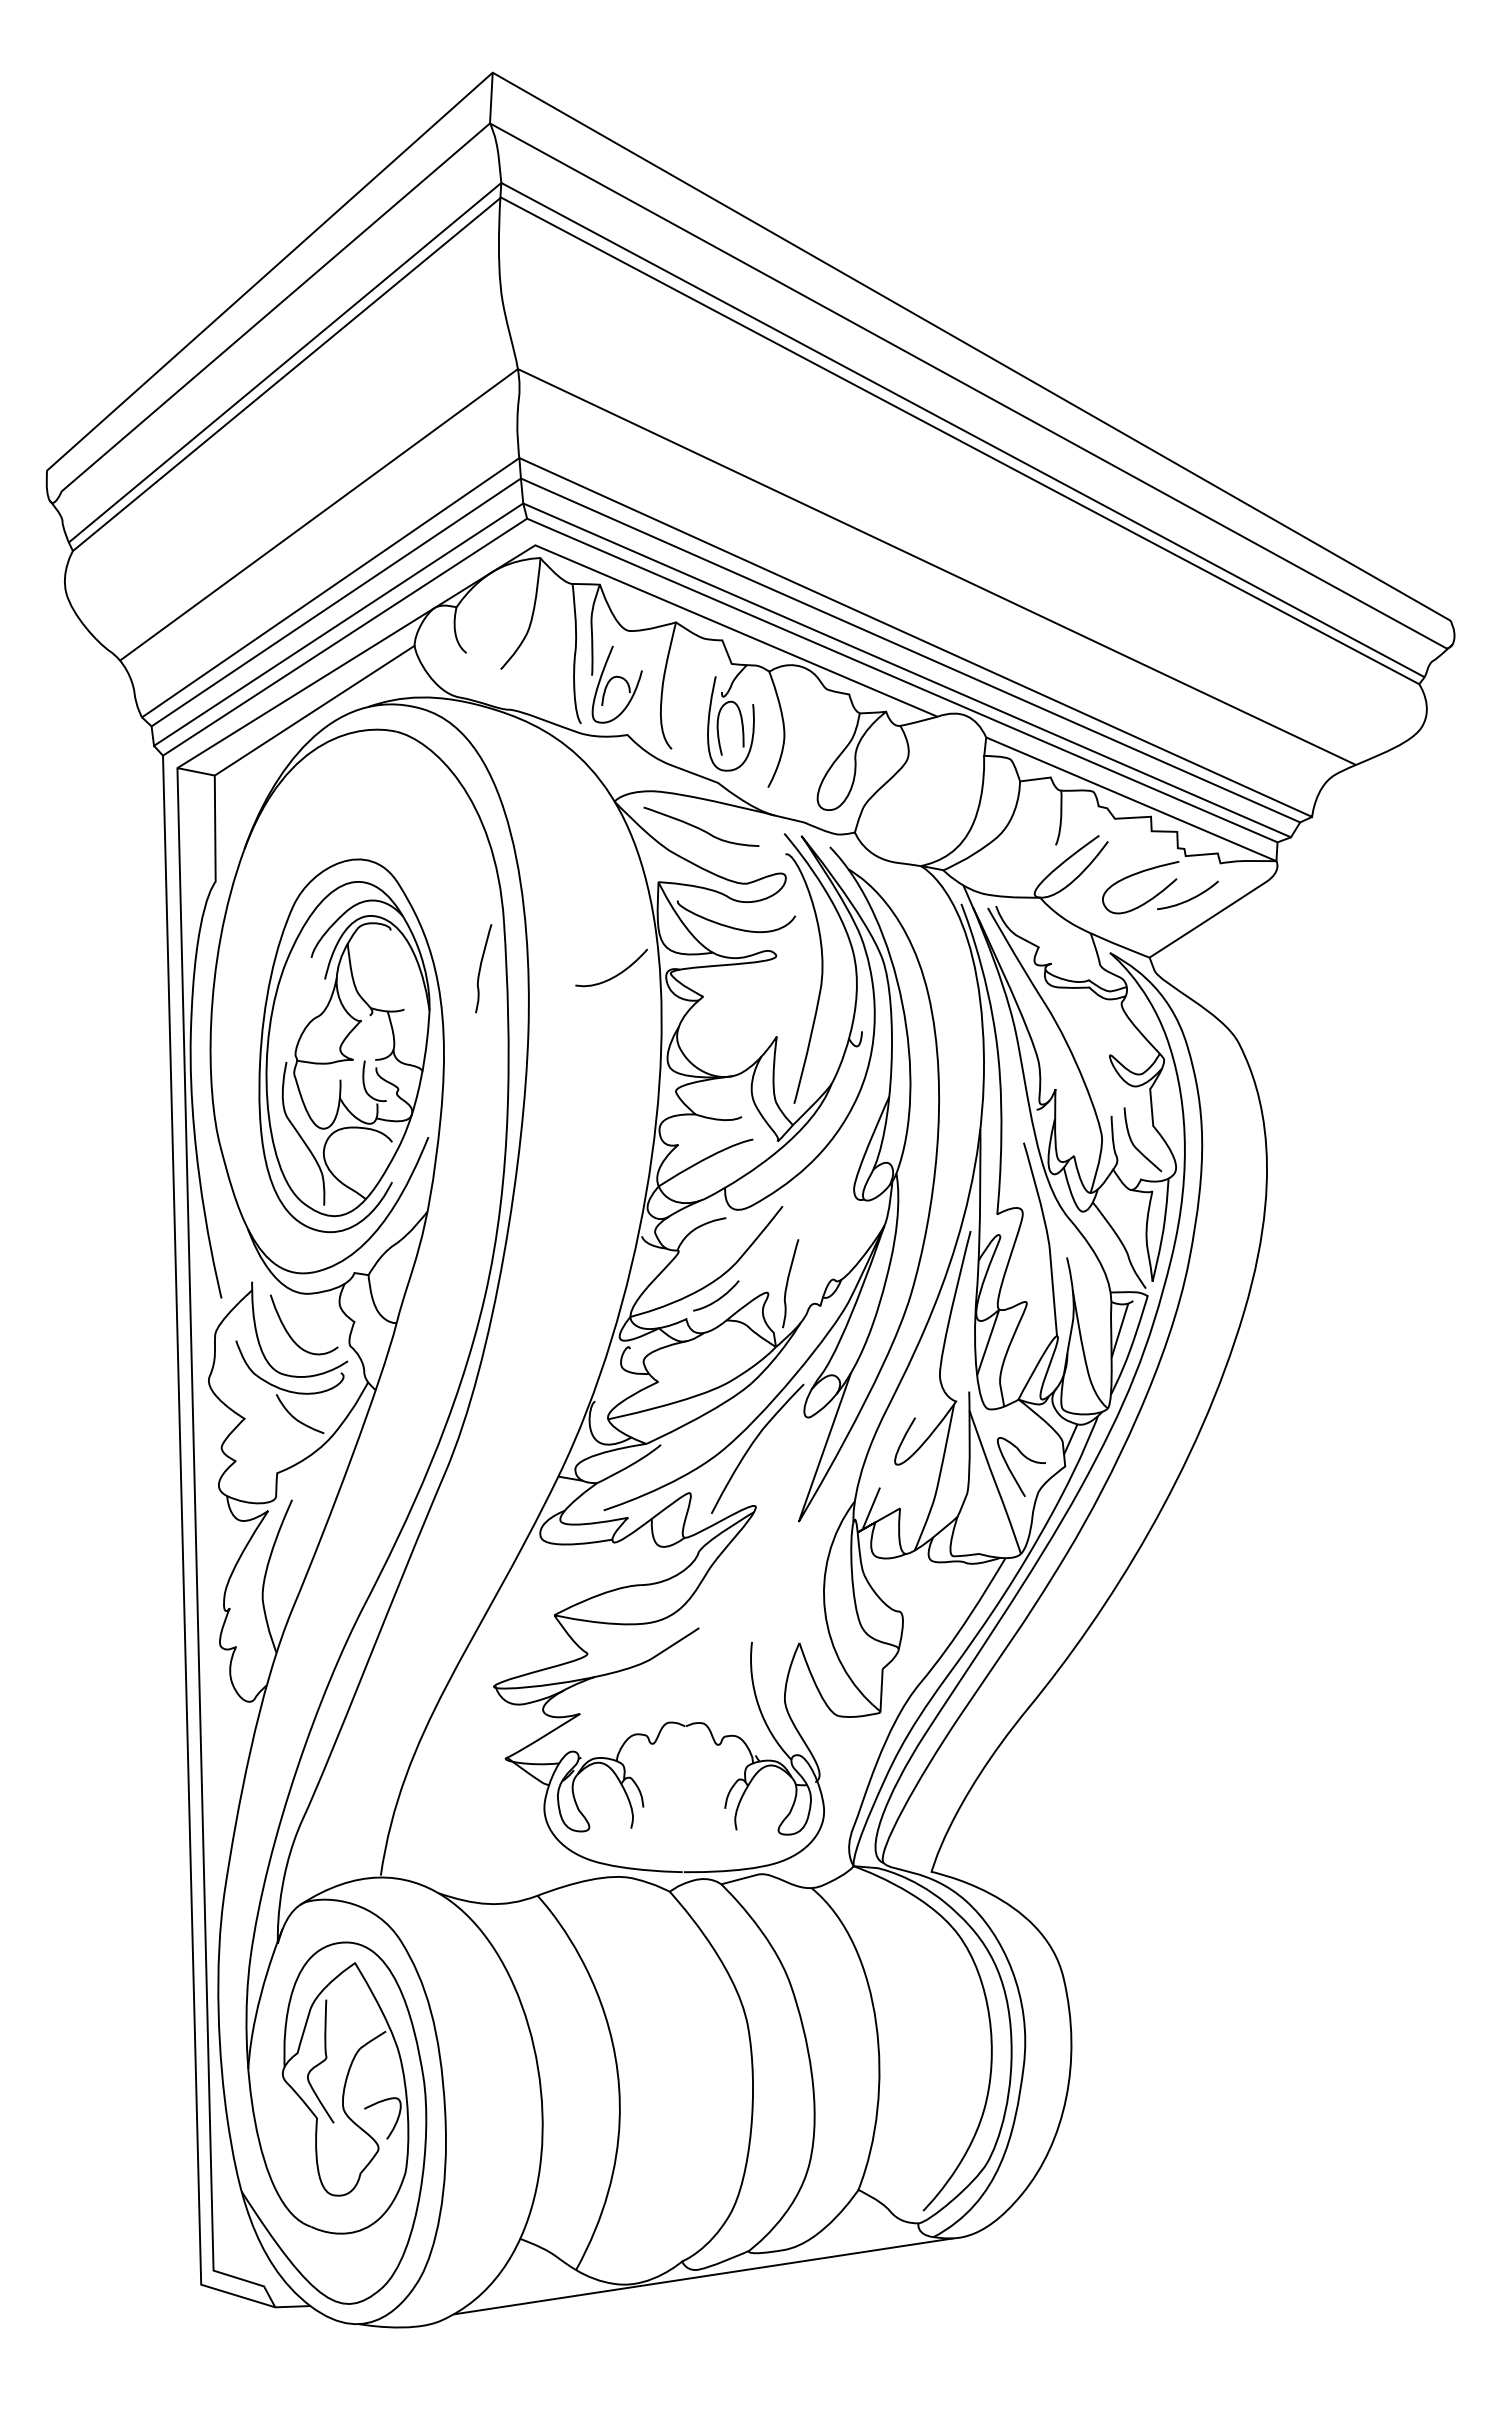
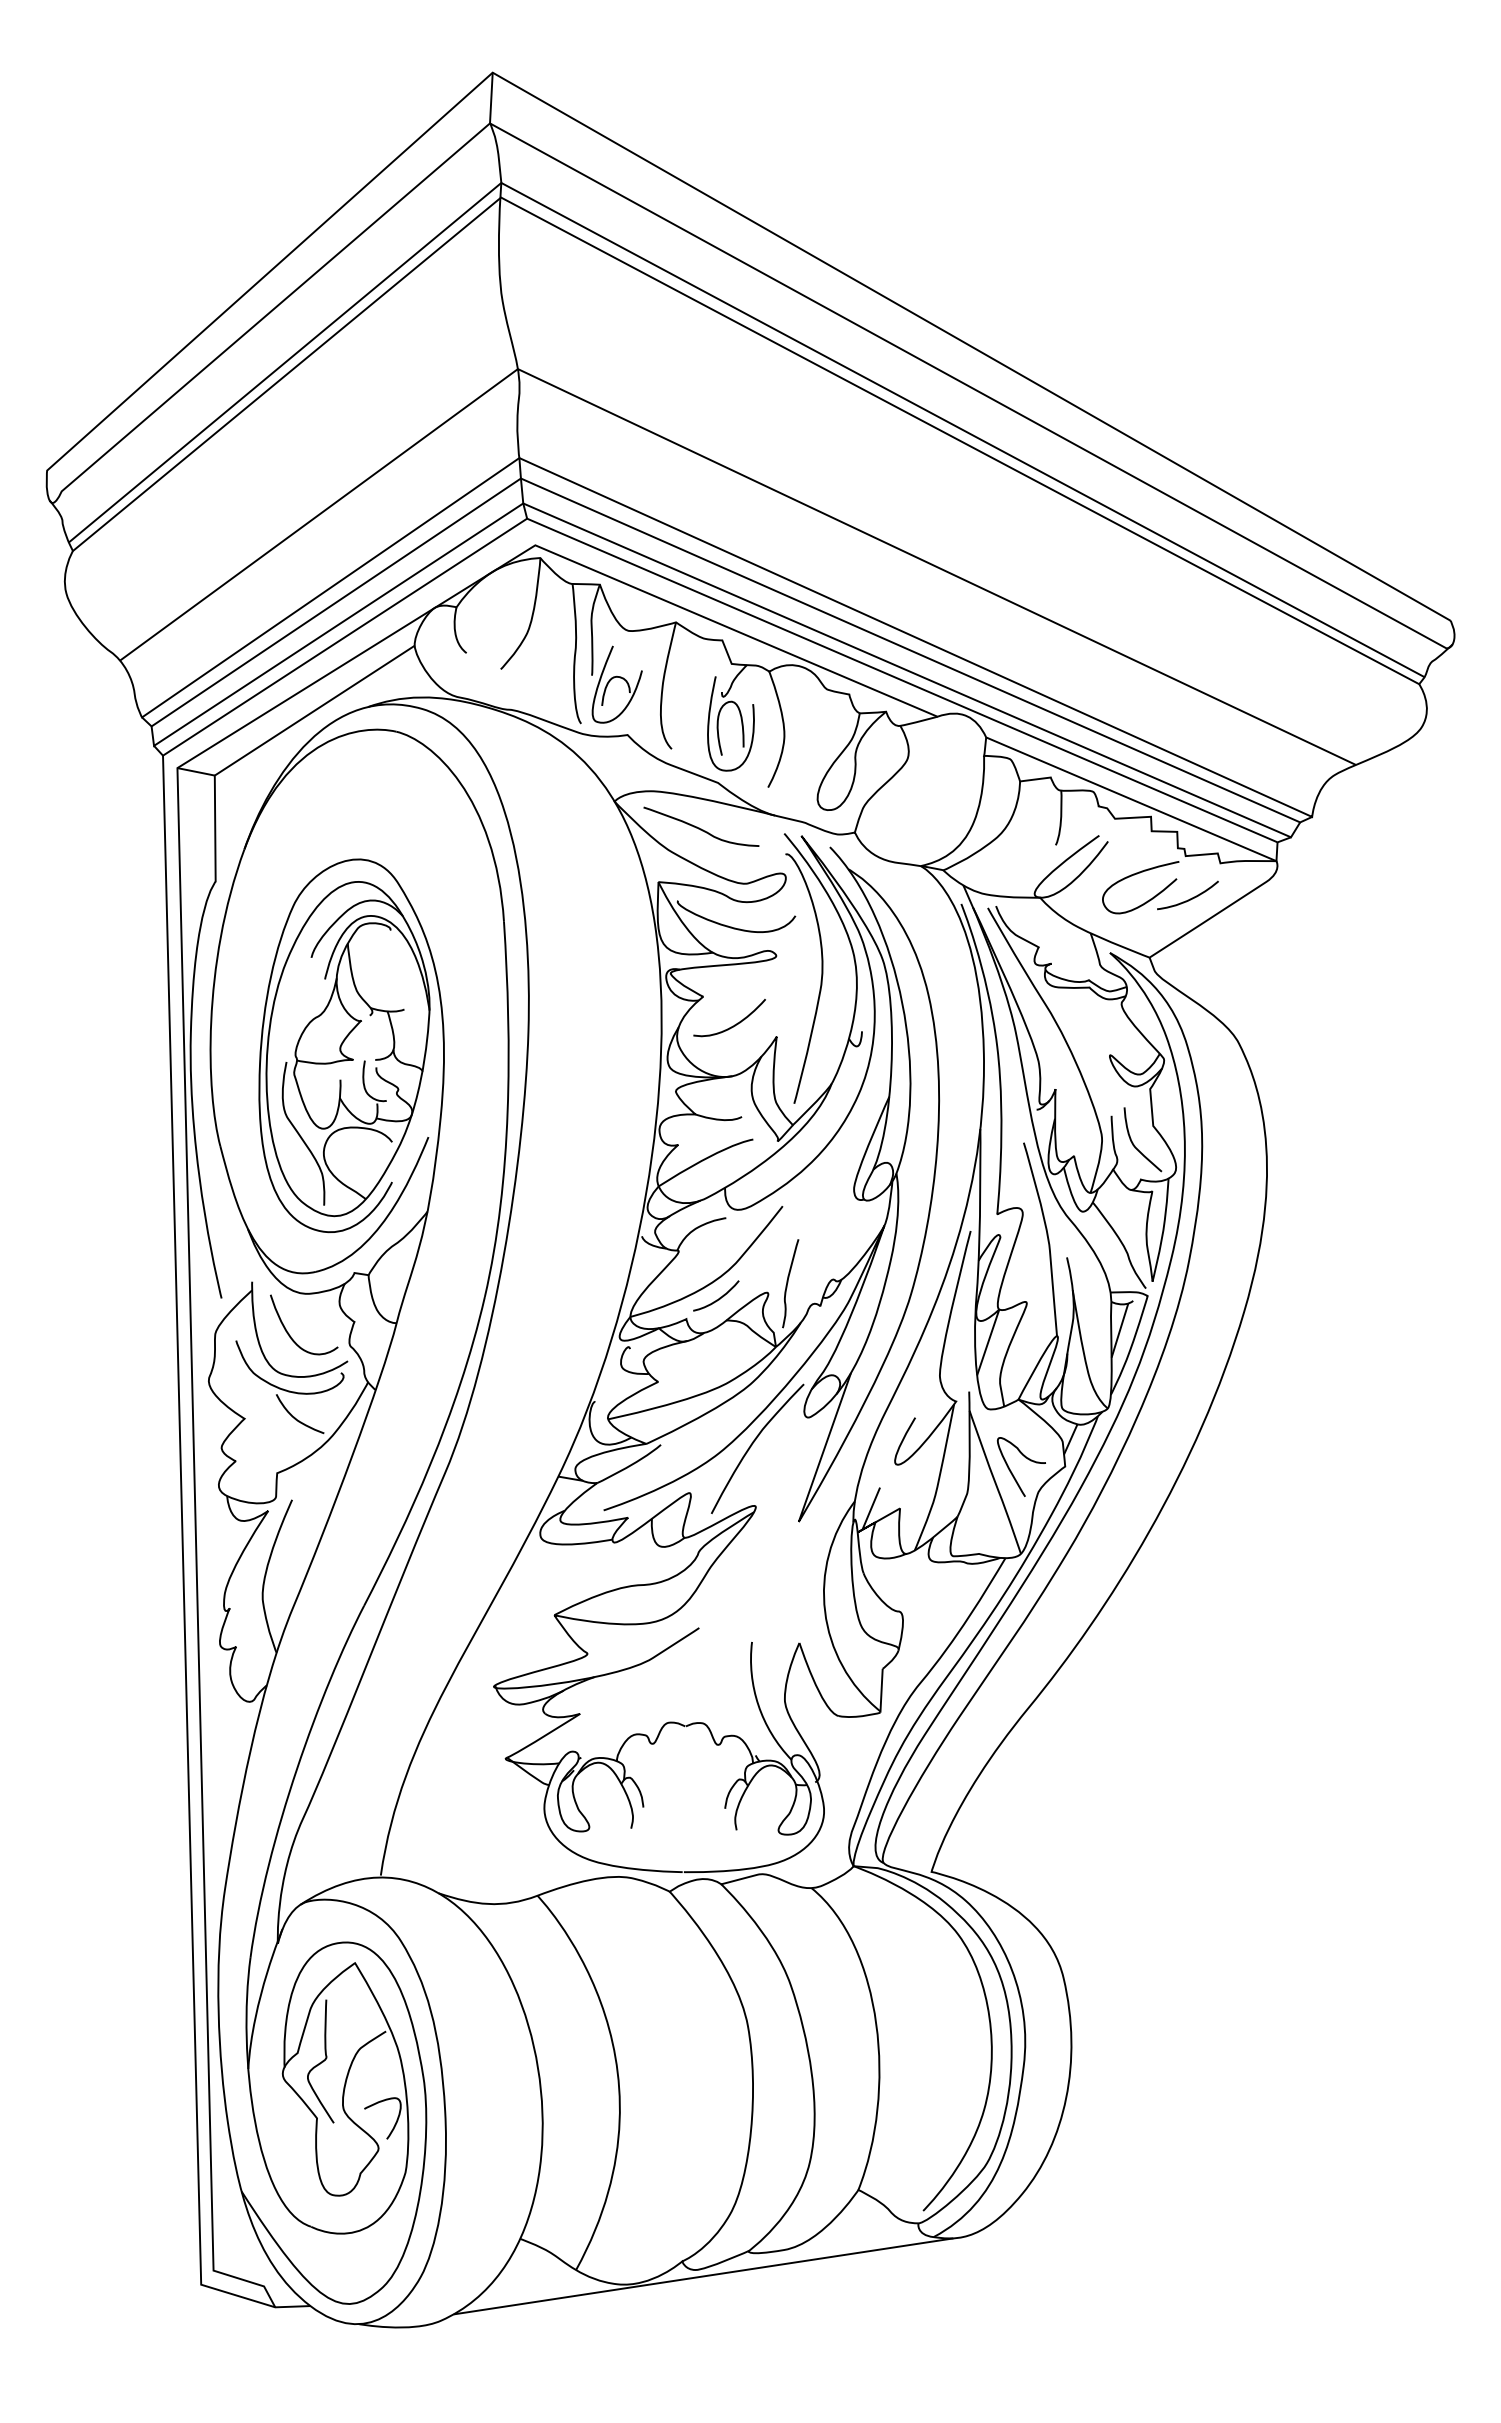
curve: present -> none (481, 967)
curve position: (614, 975) -> (732, 1025) (732, 1025)
